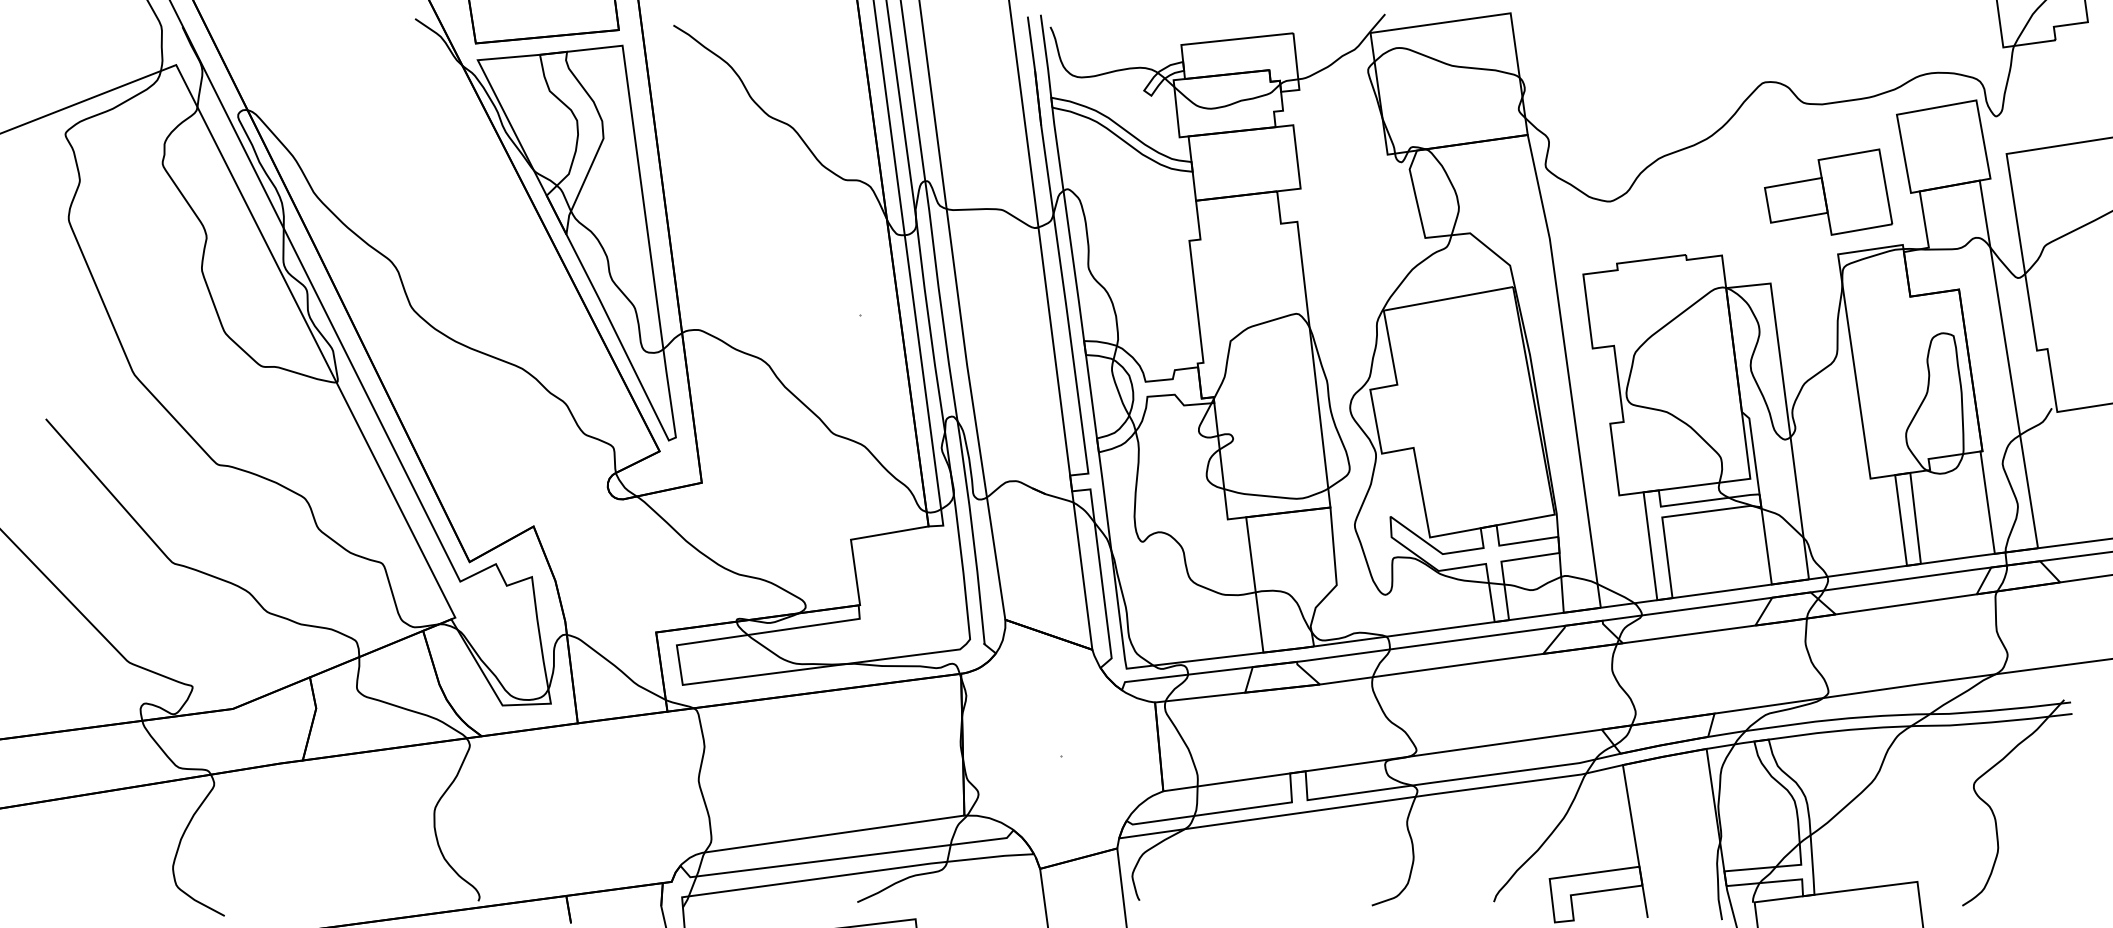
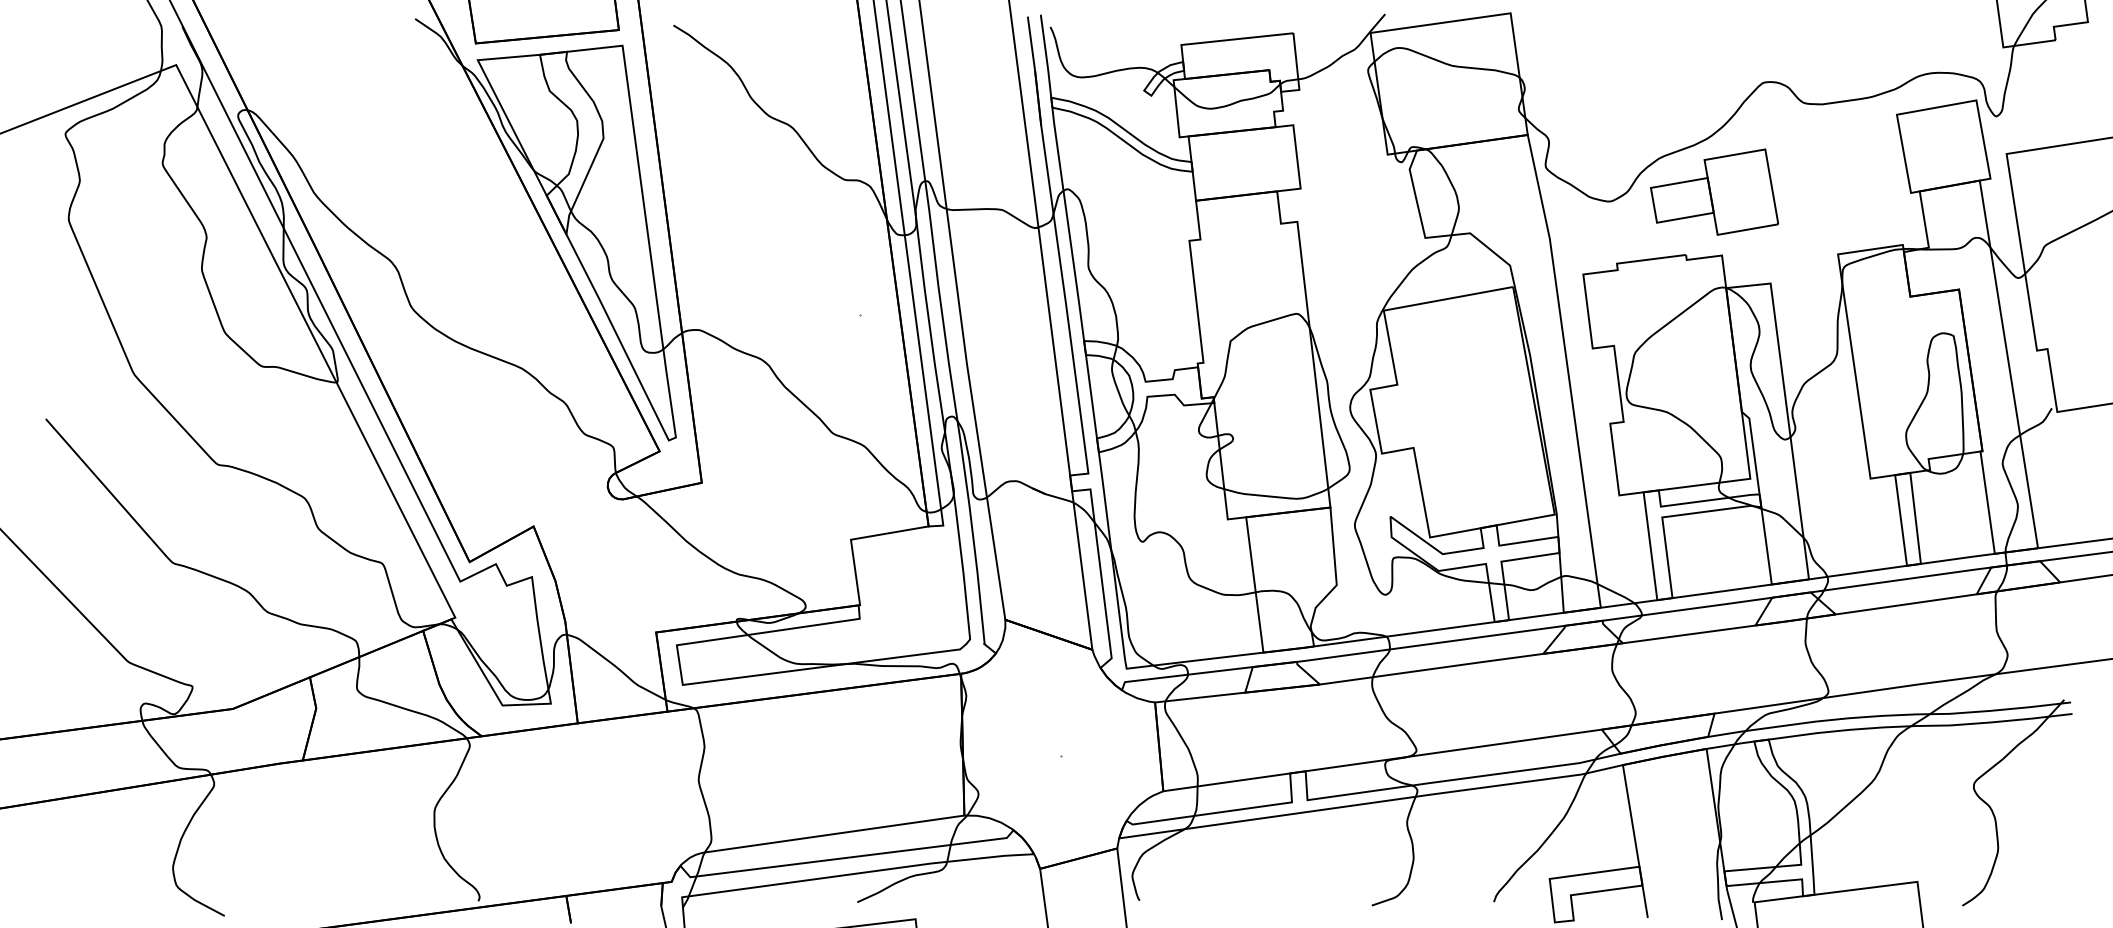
part position: (1828, 191) -> (1714, 191) (1714, 191)
